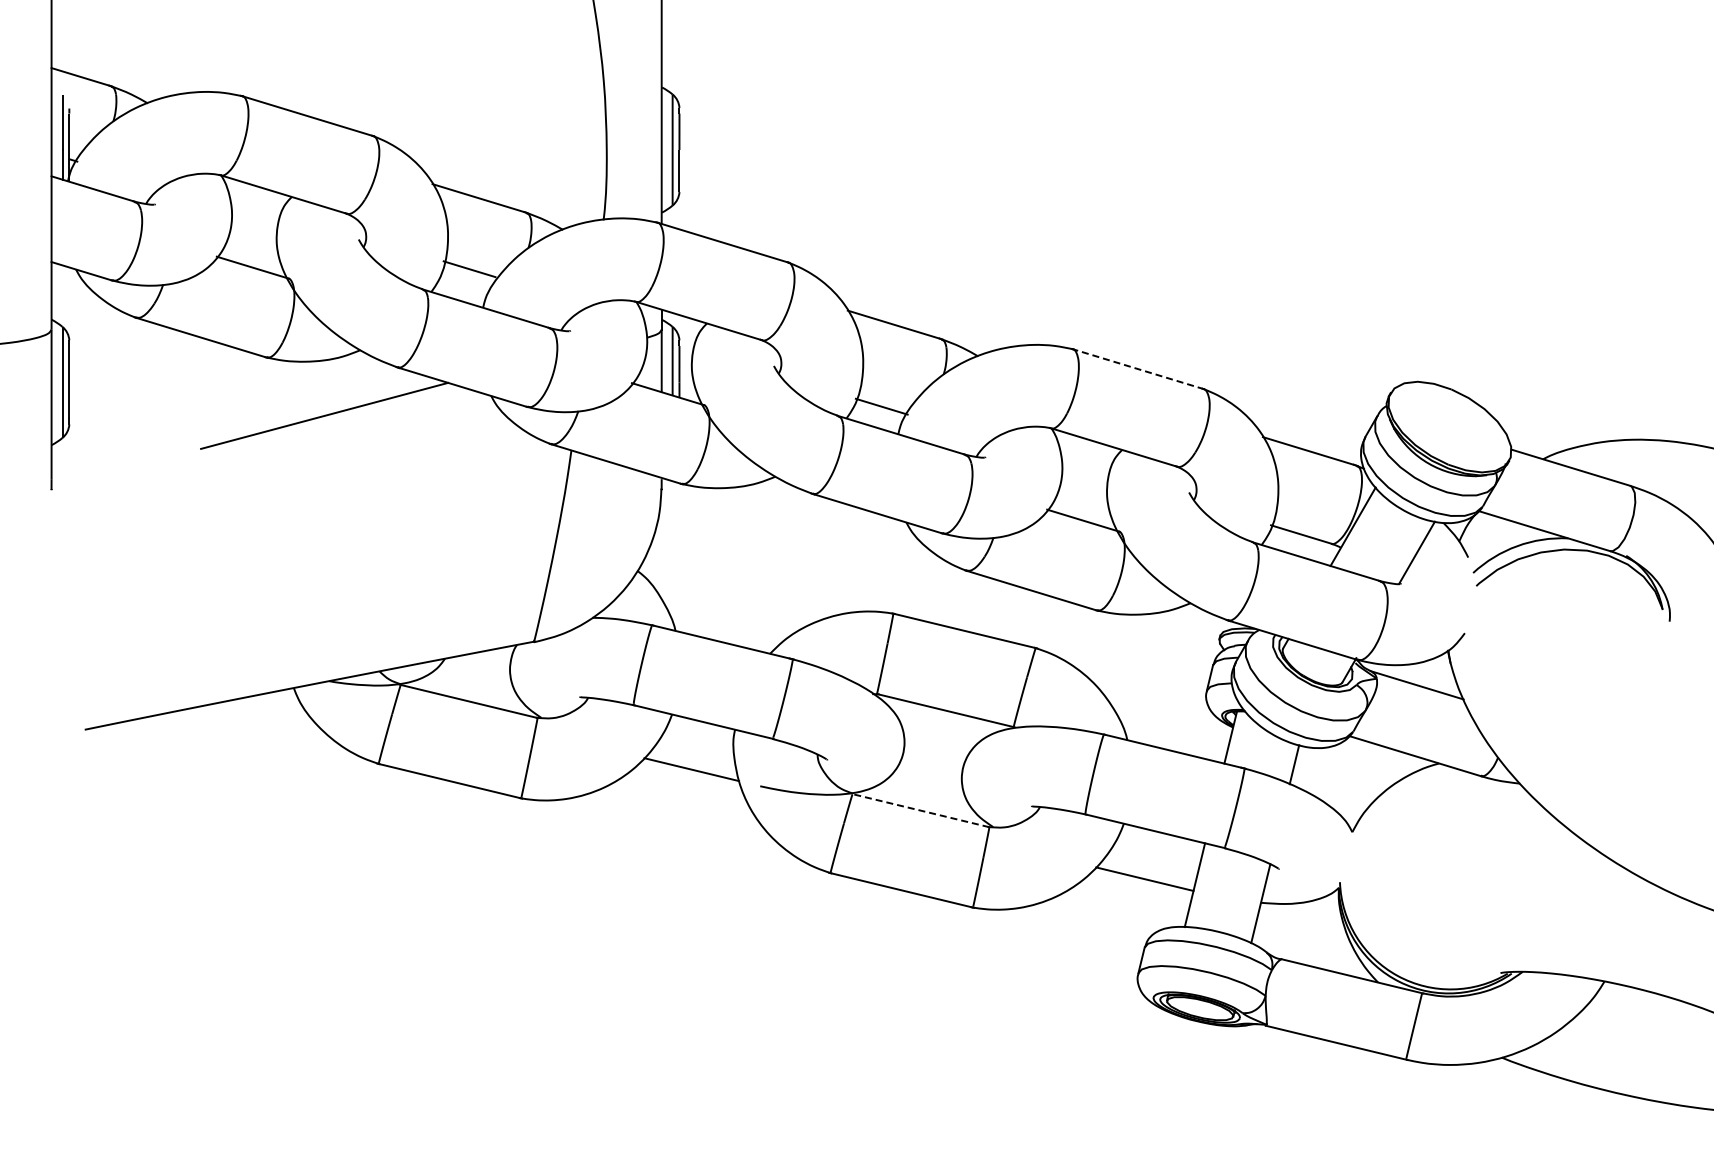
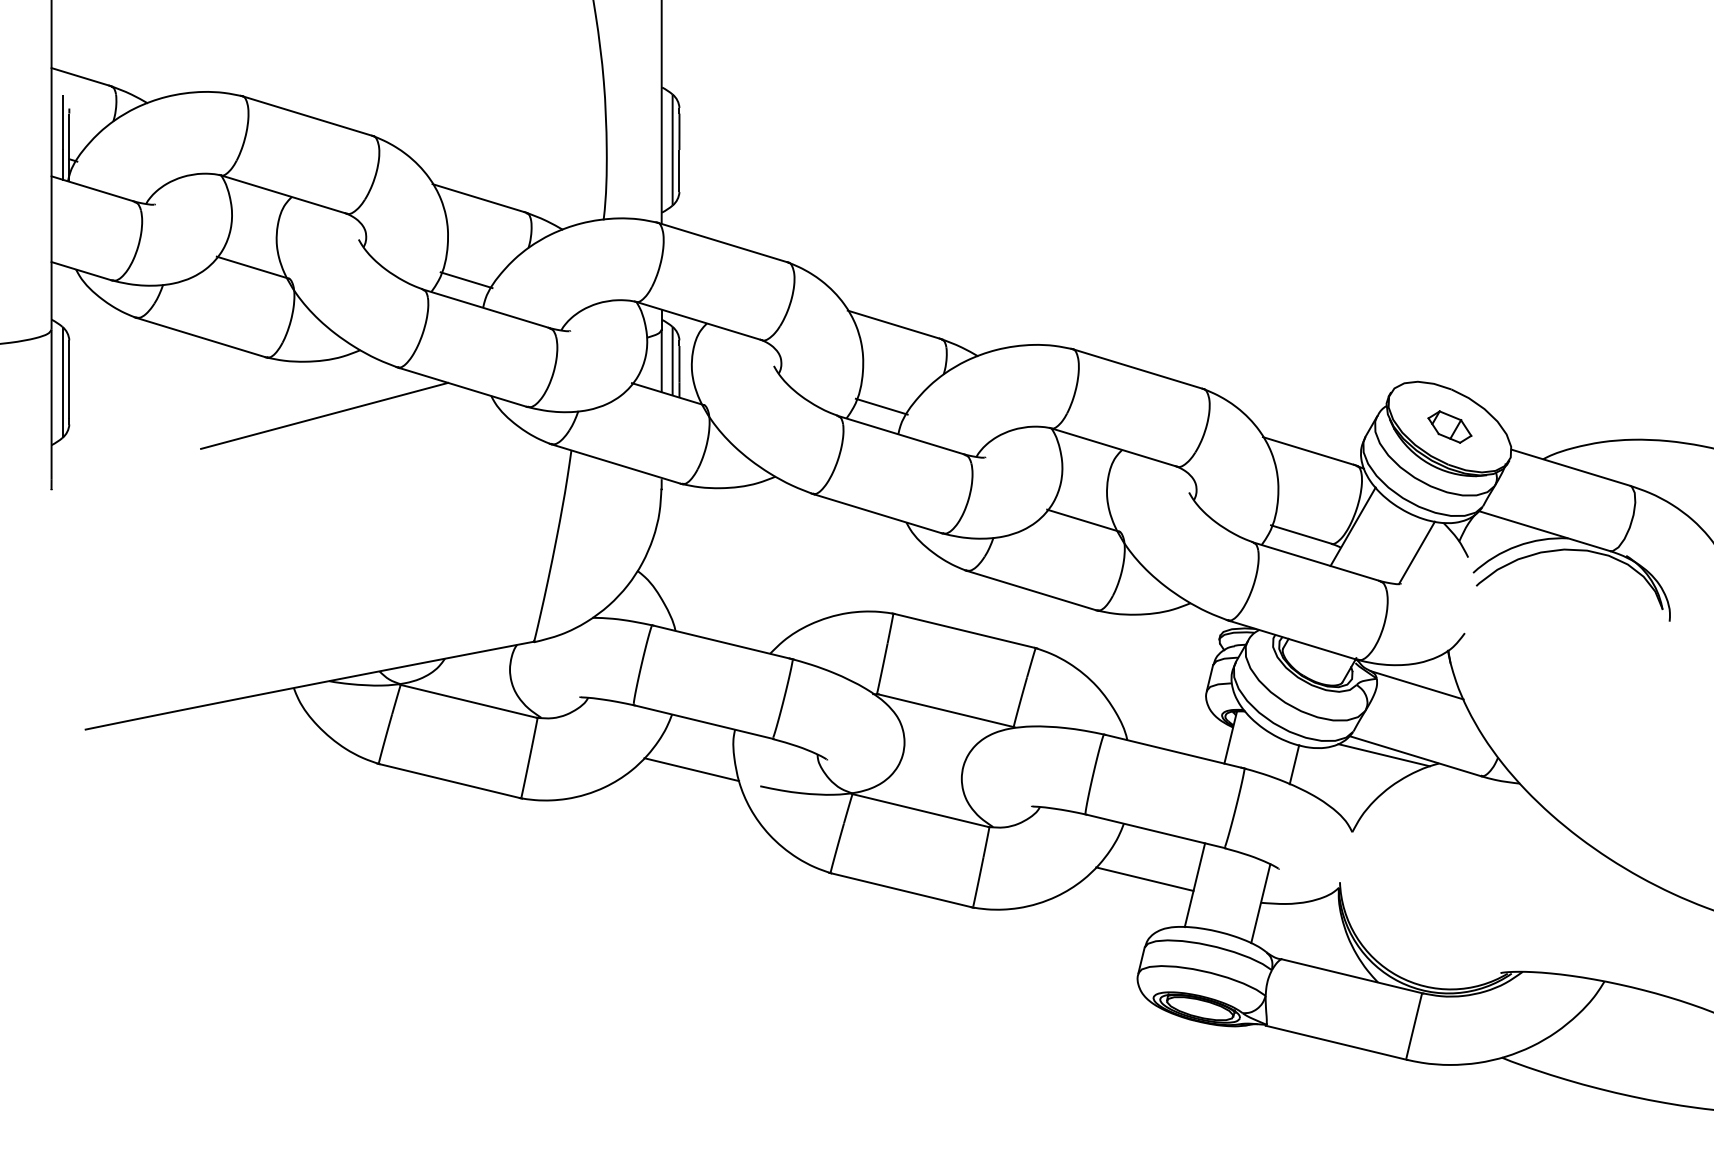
line position: (469, 269) -> (466, 280) (466, 280)
line: dashed -> solid (1137, 369)
part: none -> present (1449, 426)
line: none -> present (1383, 755)
line: dashed -> solid (920, 810)
